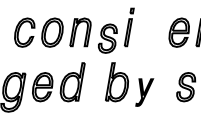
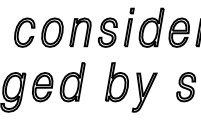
part: none -> present (151, 27)
part position: (107, 38) -> (107, 32) (107, 32)
part size: 20x29 px -> 27x41 px (144, 92)
